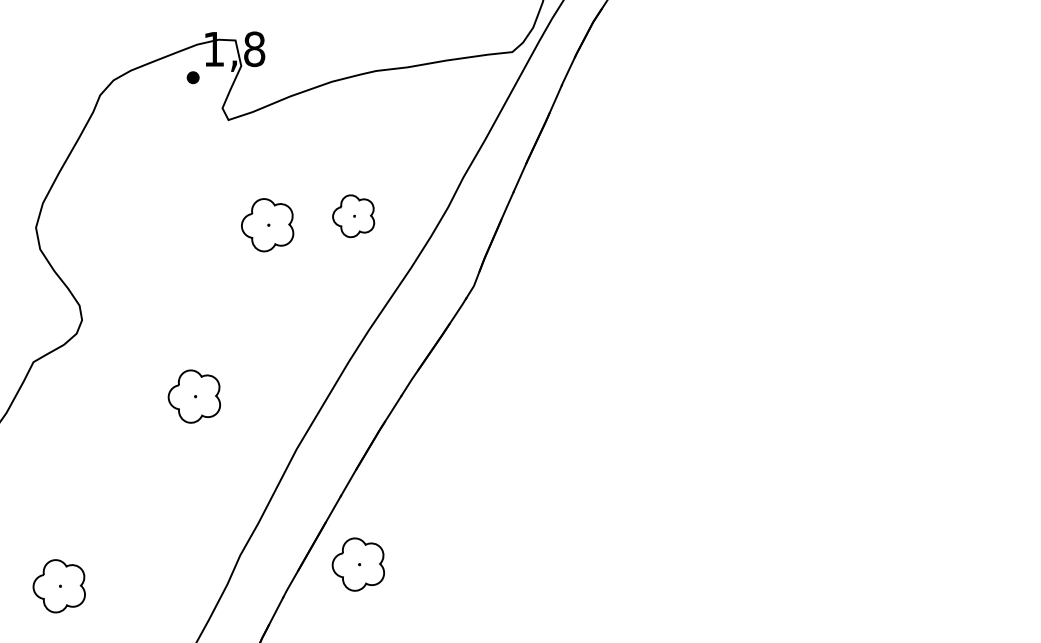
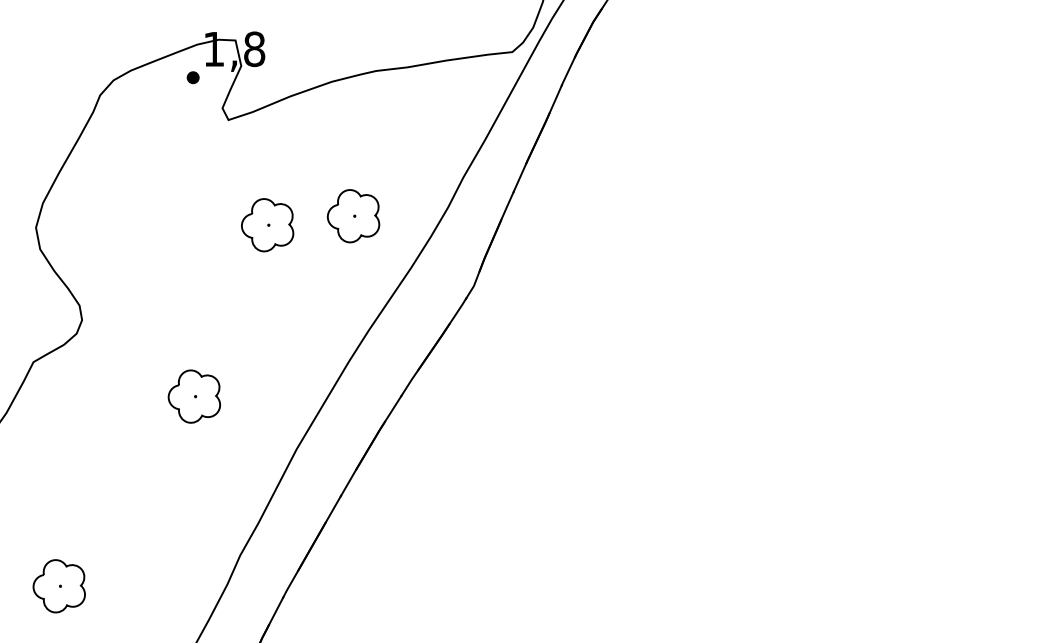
part size: 44x45 px -> 54x55 px (353, 216)
part: present -> none (357, 564)
